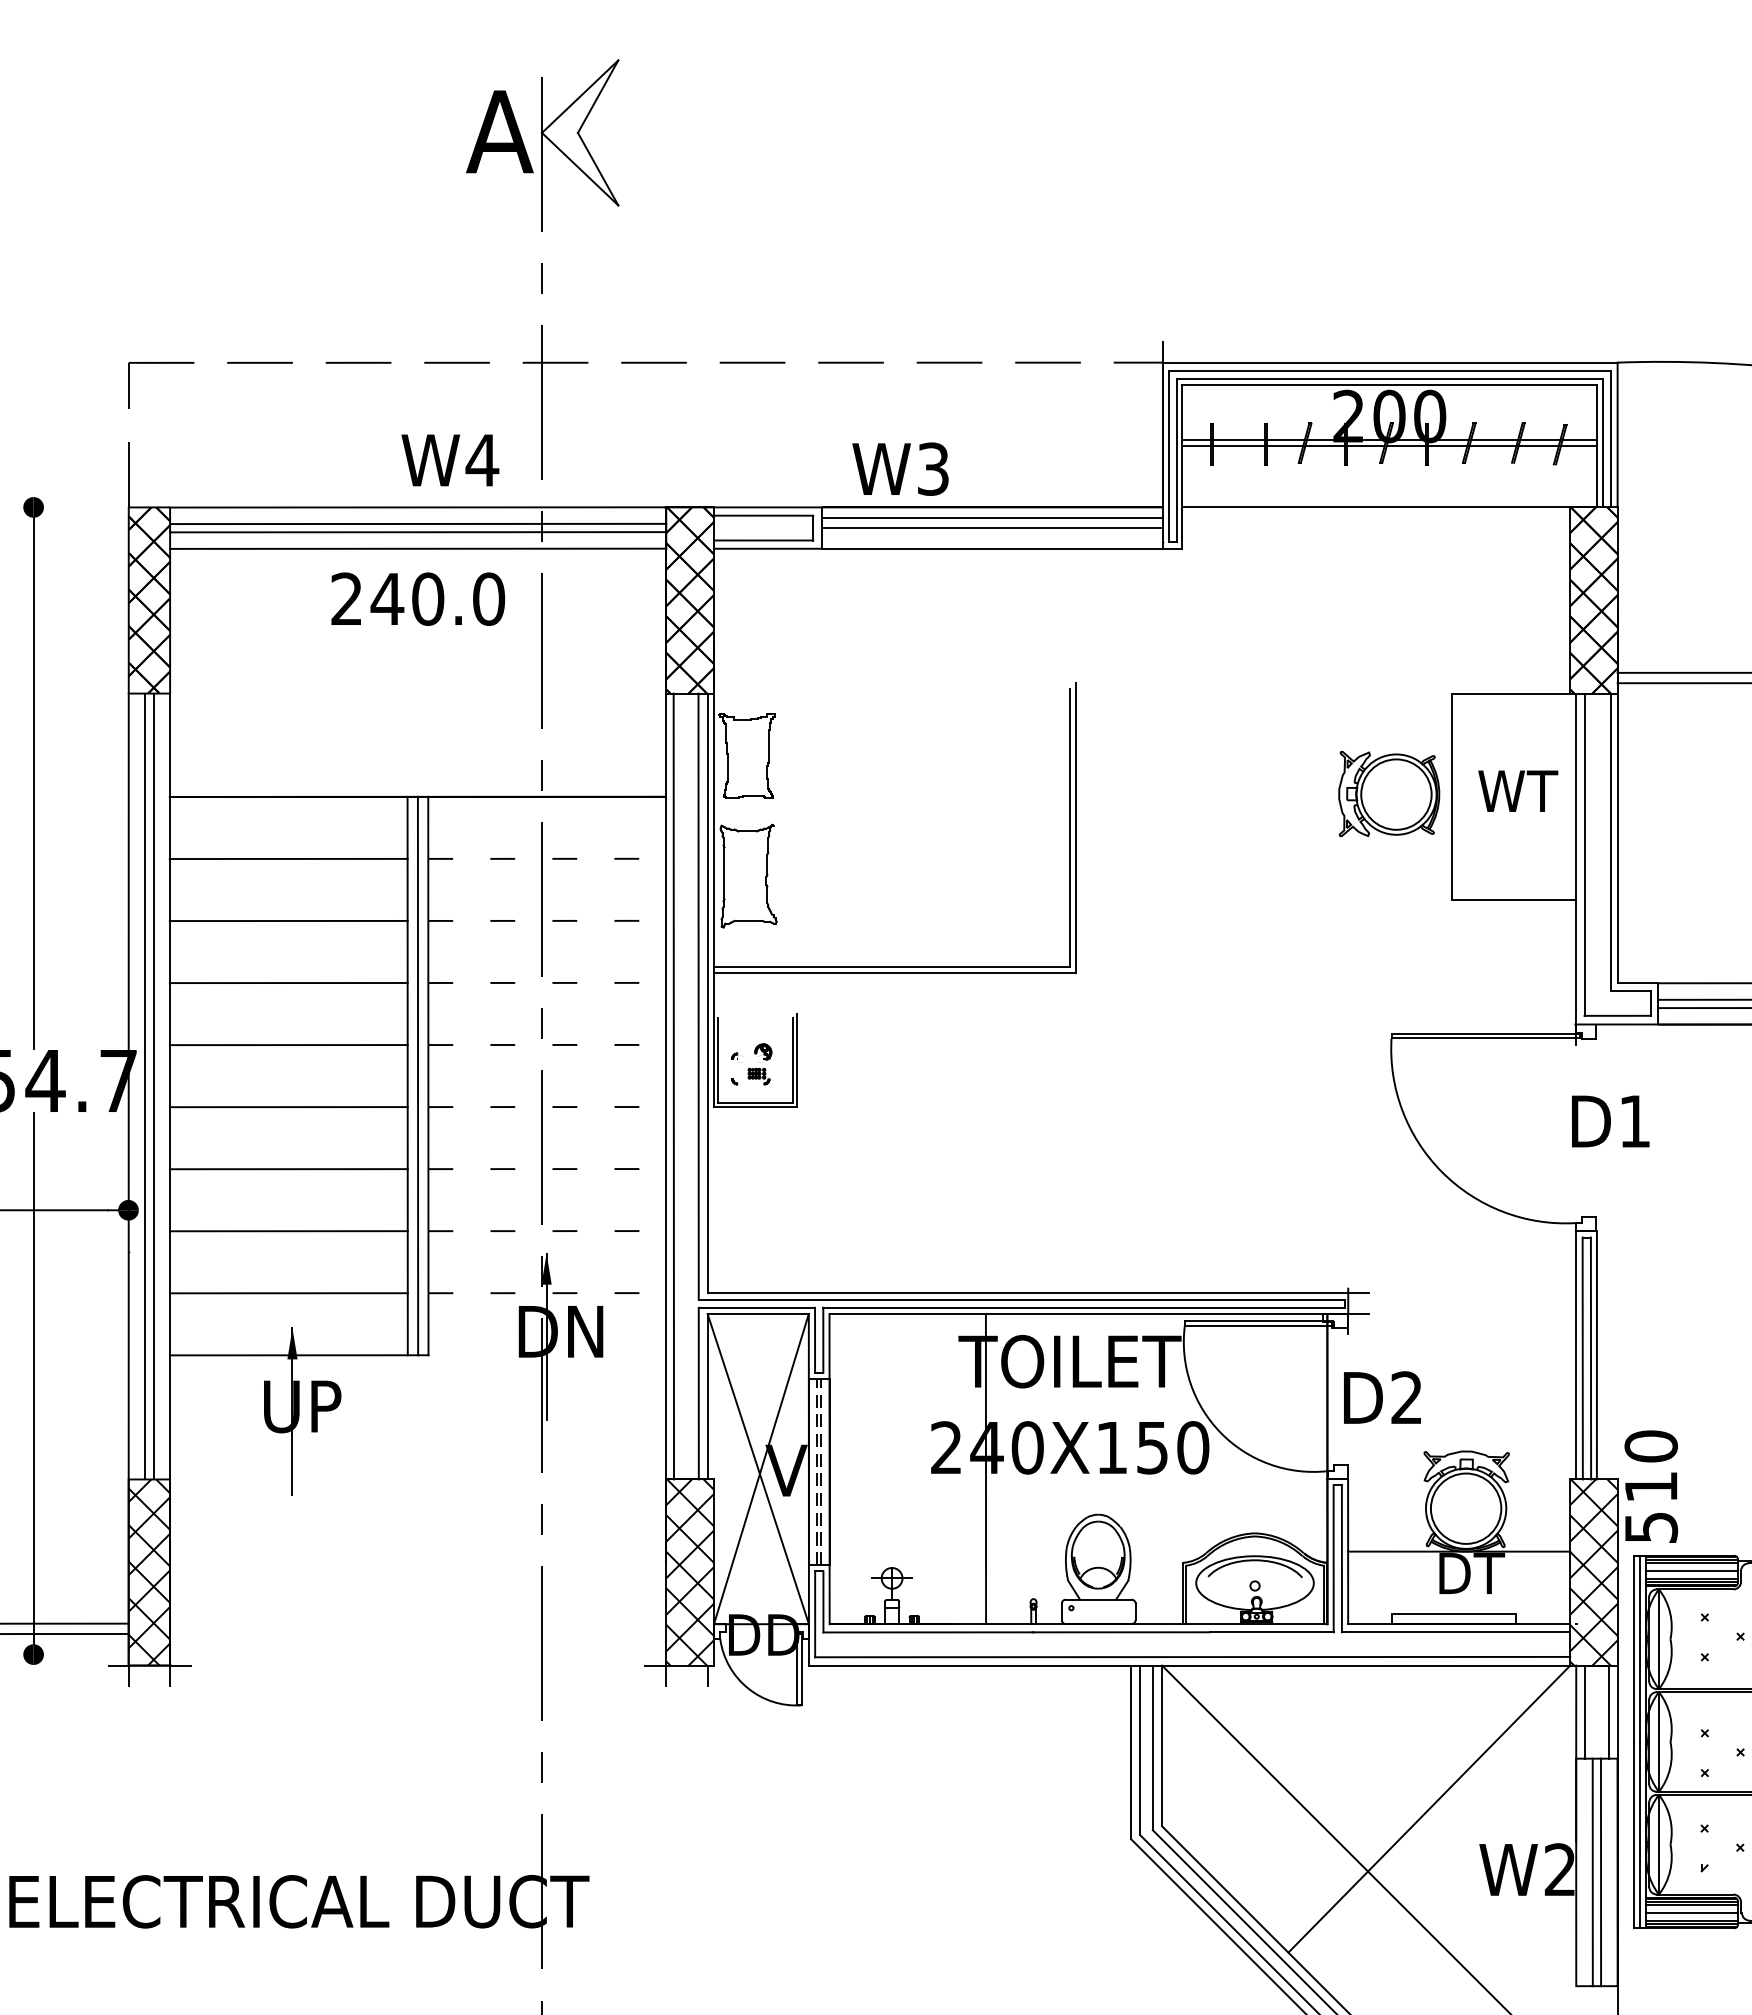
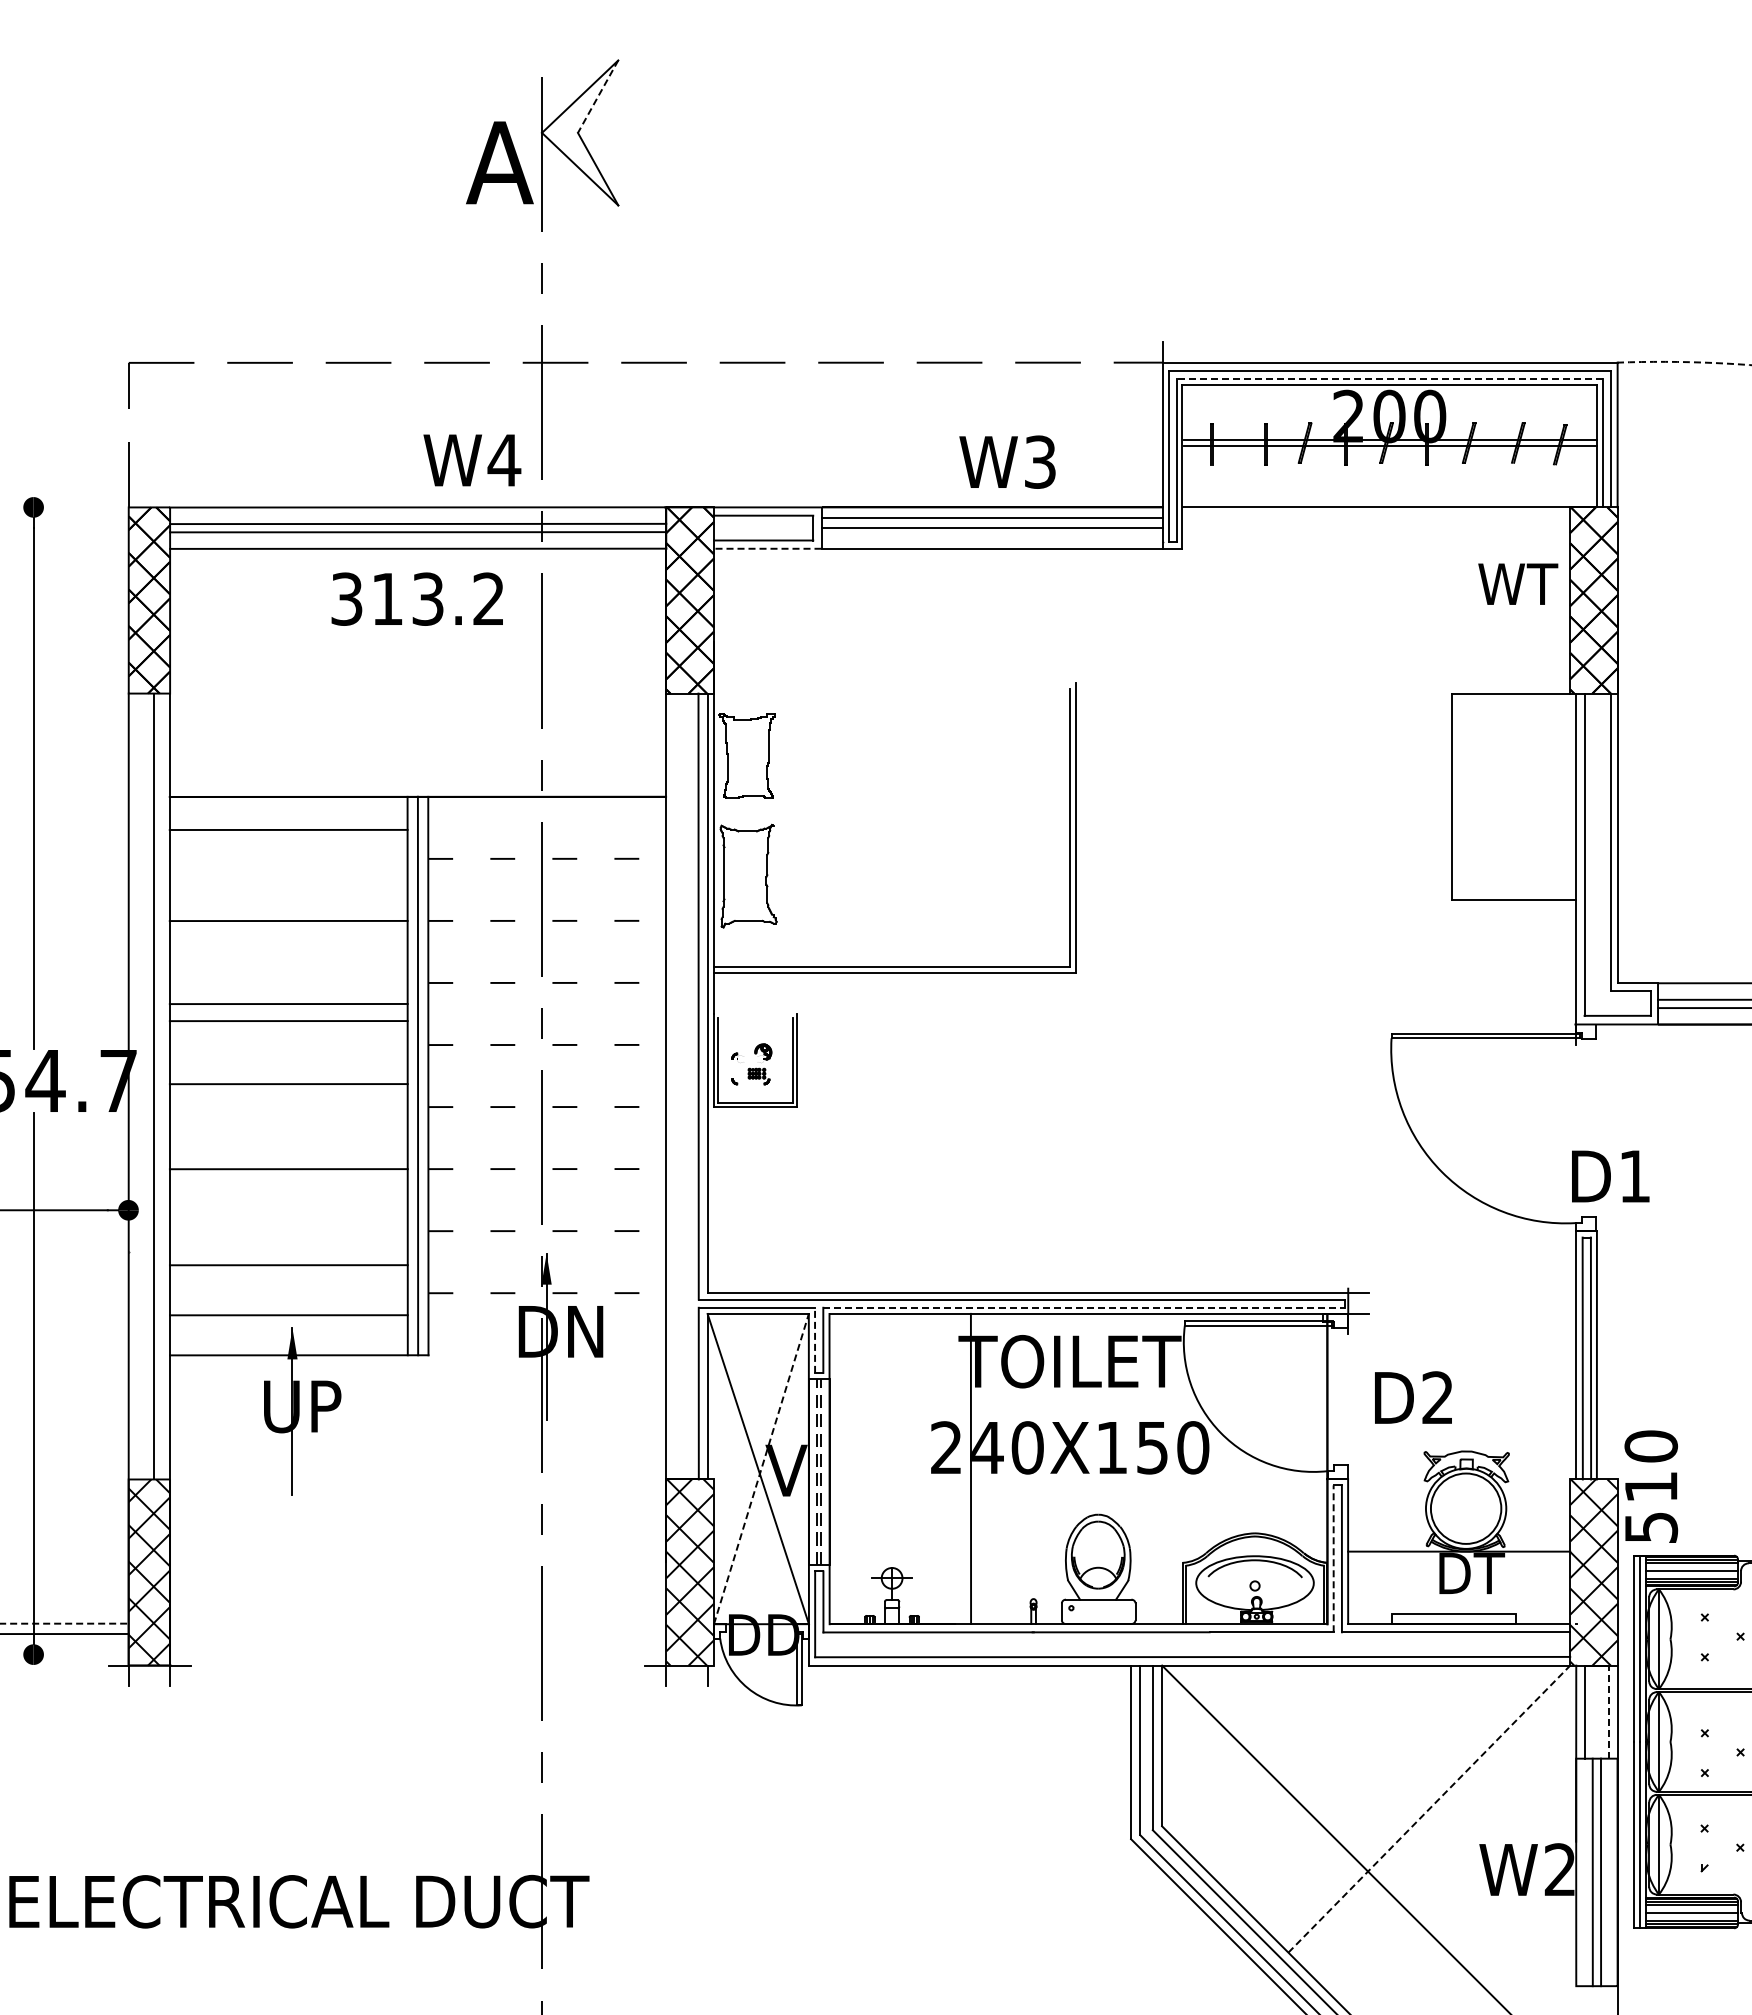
line: solid -> dashed (597, 97)
text position: (499, 131) -> (499, 162) (499, 162)
arc: solid -> dashed (1684, 362)
line: solid -> dashed (1390, 378)
text position: (450, 460) -> (472, 460) (472, 460)
text position: (900, 468) -> (1007, 461) (1007, 461)
line: solid -> dashed (767, 548)
text: 240.0 -> 313.2 (418, 598)
line: present -> none (1682, 672)
line: present -> none (1682, 683)
text position: (1518, 790) -> (1518, 583) (1518, 583)
part: present -> none (1389, 793)
line position: (288, 858) -> (288, 829) (288, 829)
line position: (288, 983) -> (288, 1004) (288, 1004)
line position: (288, 1045) -> (288, 1021) (288, 1021)
line: present -> none (145, 1086)
line: present -> none (673, 1086)
line position: (288, 1107) -> (288, 1084) (288, 1084)
text position: (1610, 1121) -> (1610, 1176) (1610, 1176)
line position: (288, 1231) -> (288, 1265) (288, 1265)
line position: (288, 1293) -> (288, 1315) (288, 1315)
line: solid -> dashed (1084, 1307)
line: solid -> dashed (815, 1340)
text position: (1382, 1397) -> (1413, 1397) (1413, 1397)
line: solid -> dashed (761, 1468)
line position: (985, 1468) -> (970, 1468) (970, 1468)
line: solid -> dashed (1333, 1558)
line: solid -> dashed (64, 1623)
line: solid -> dashed (1609, 1712)
line: solid -> dashed (1429, 1808)
